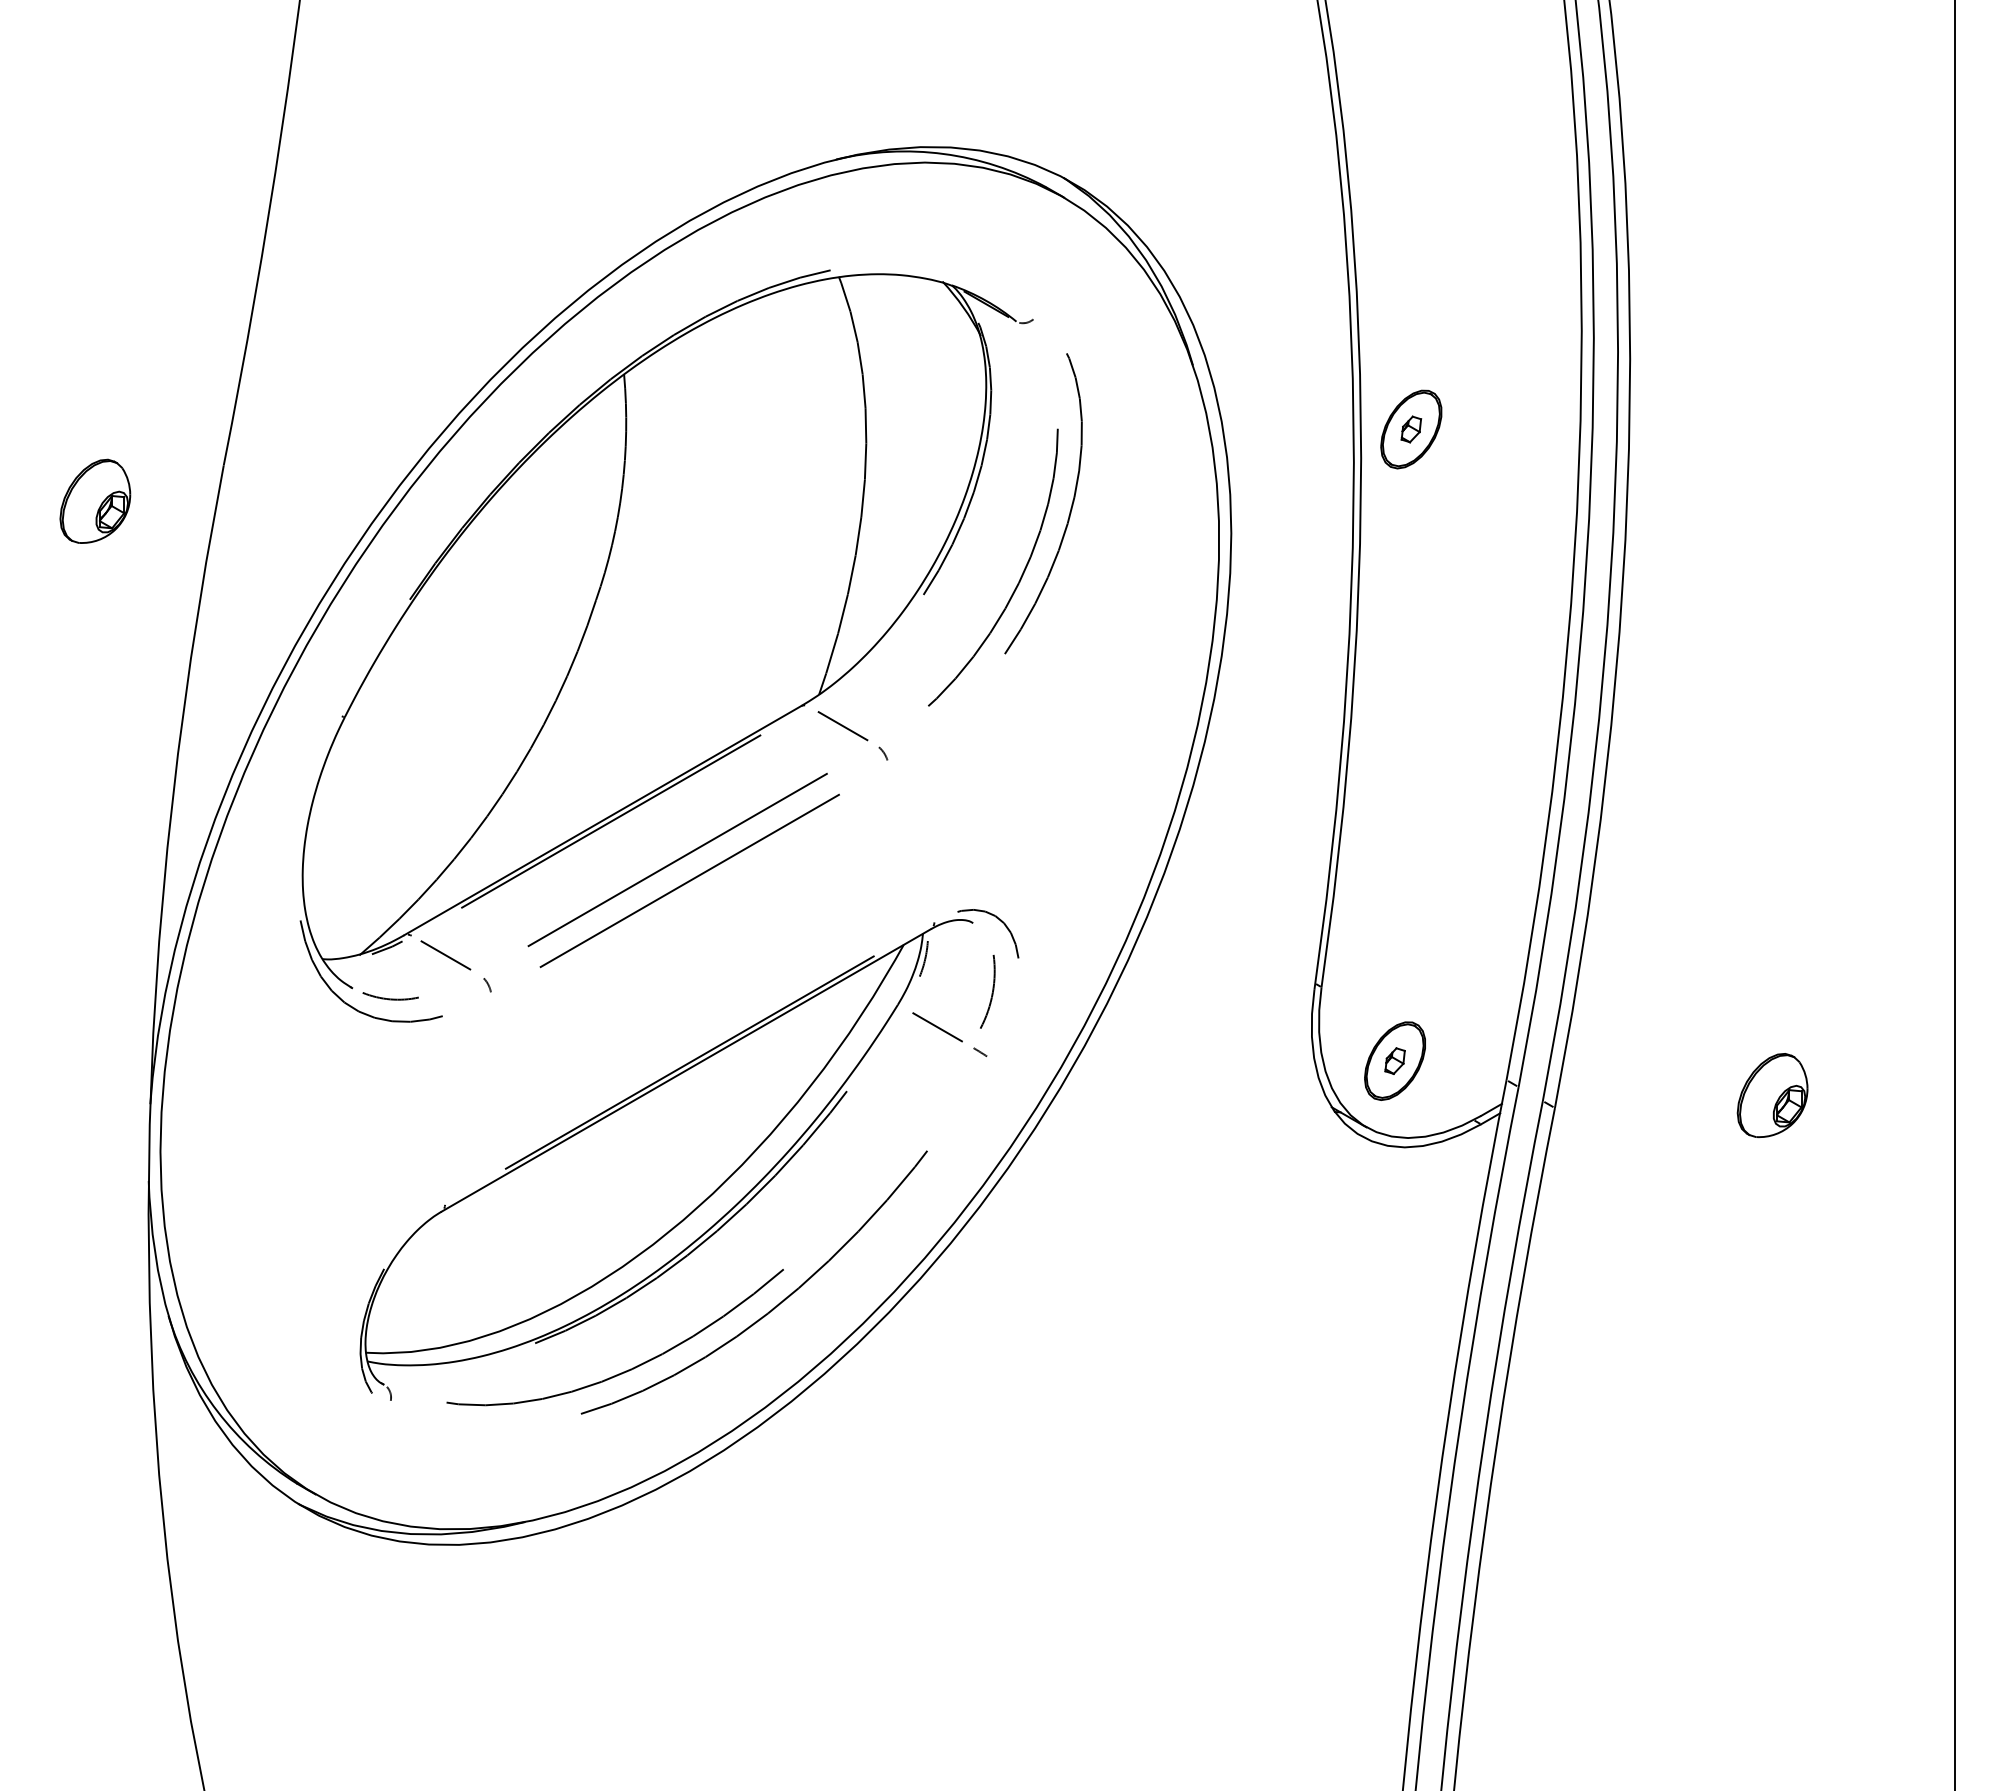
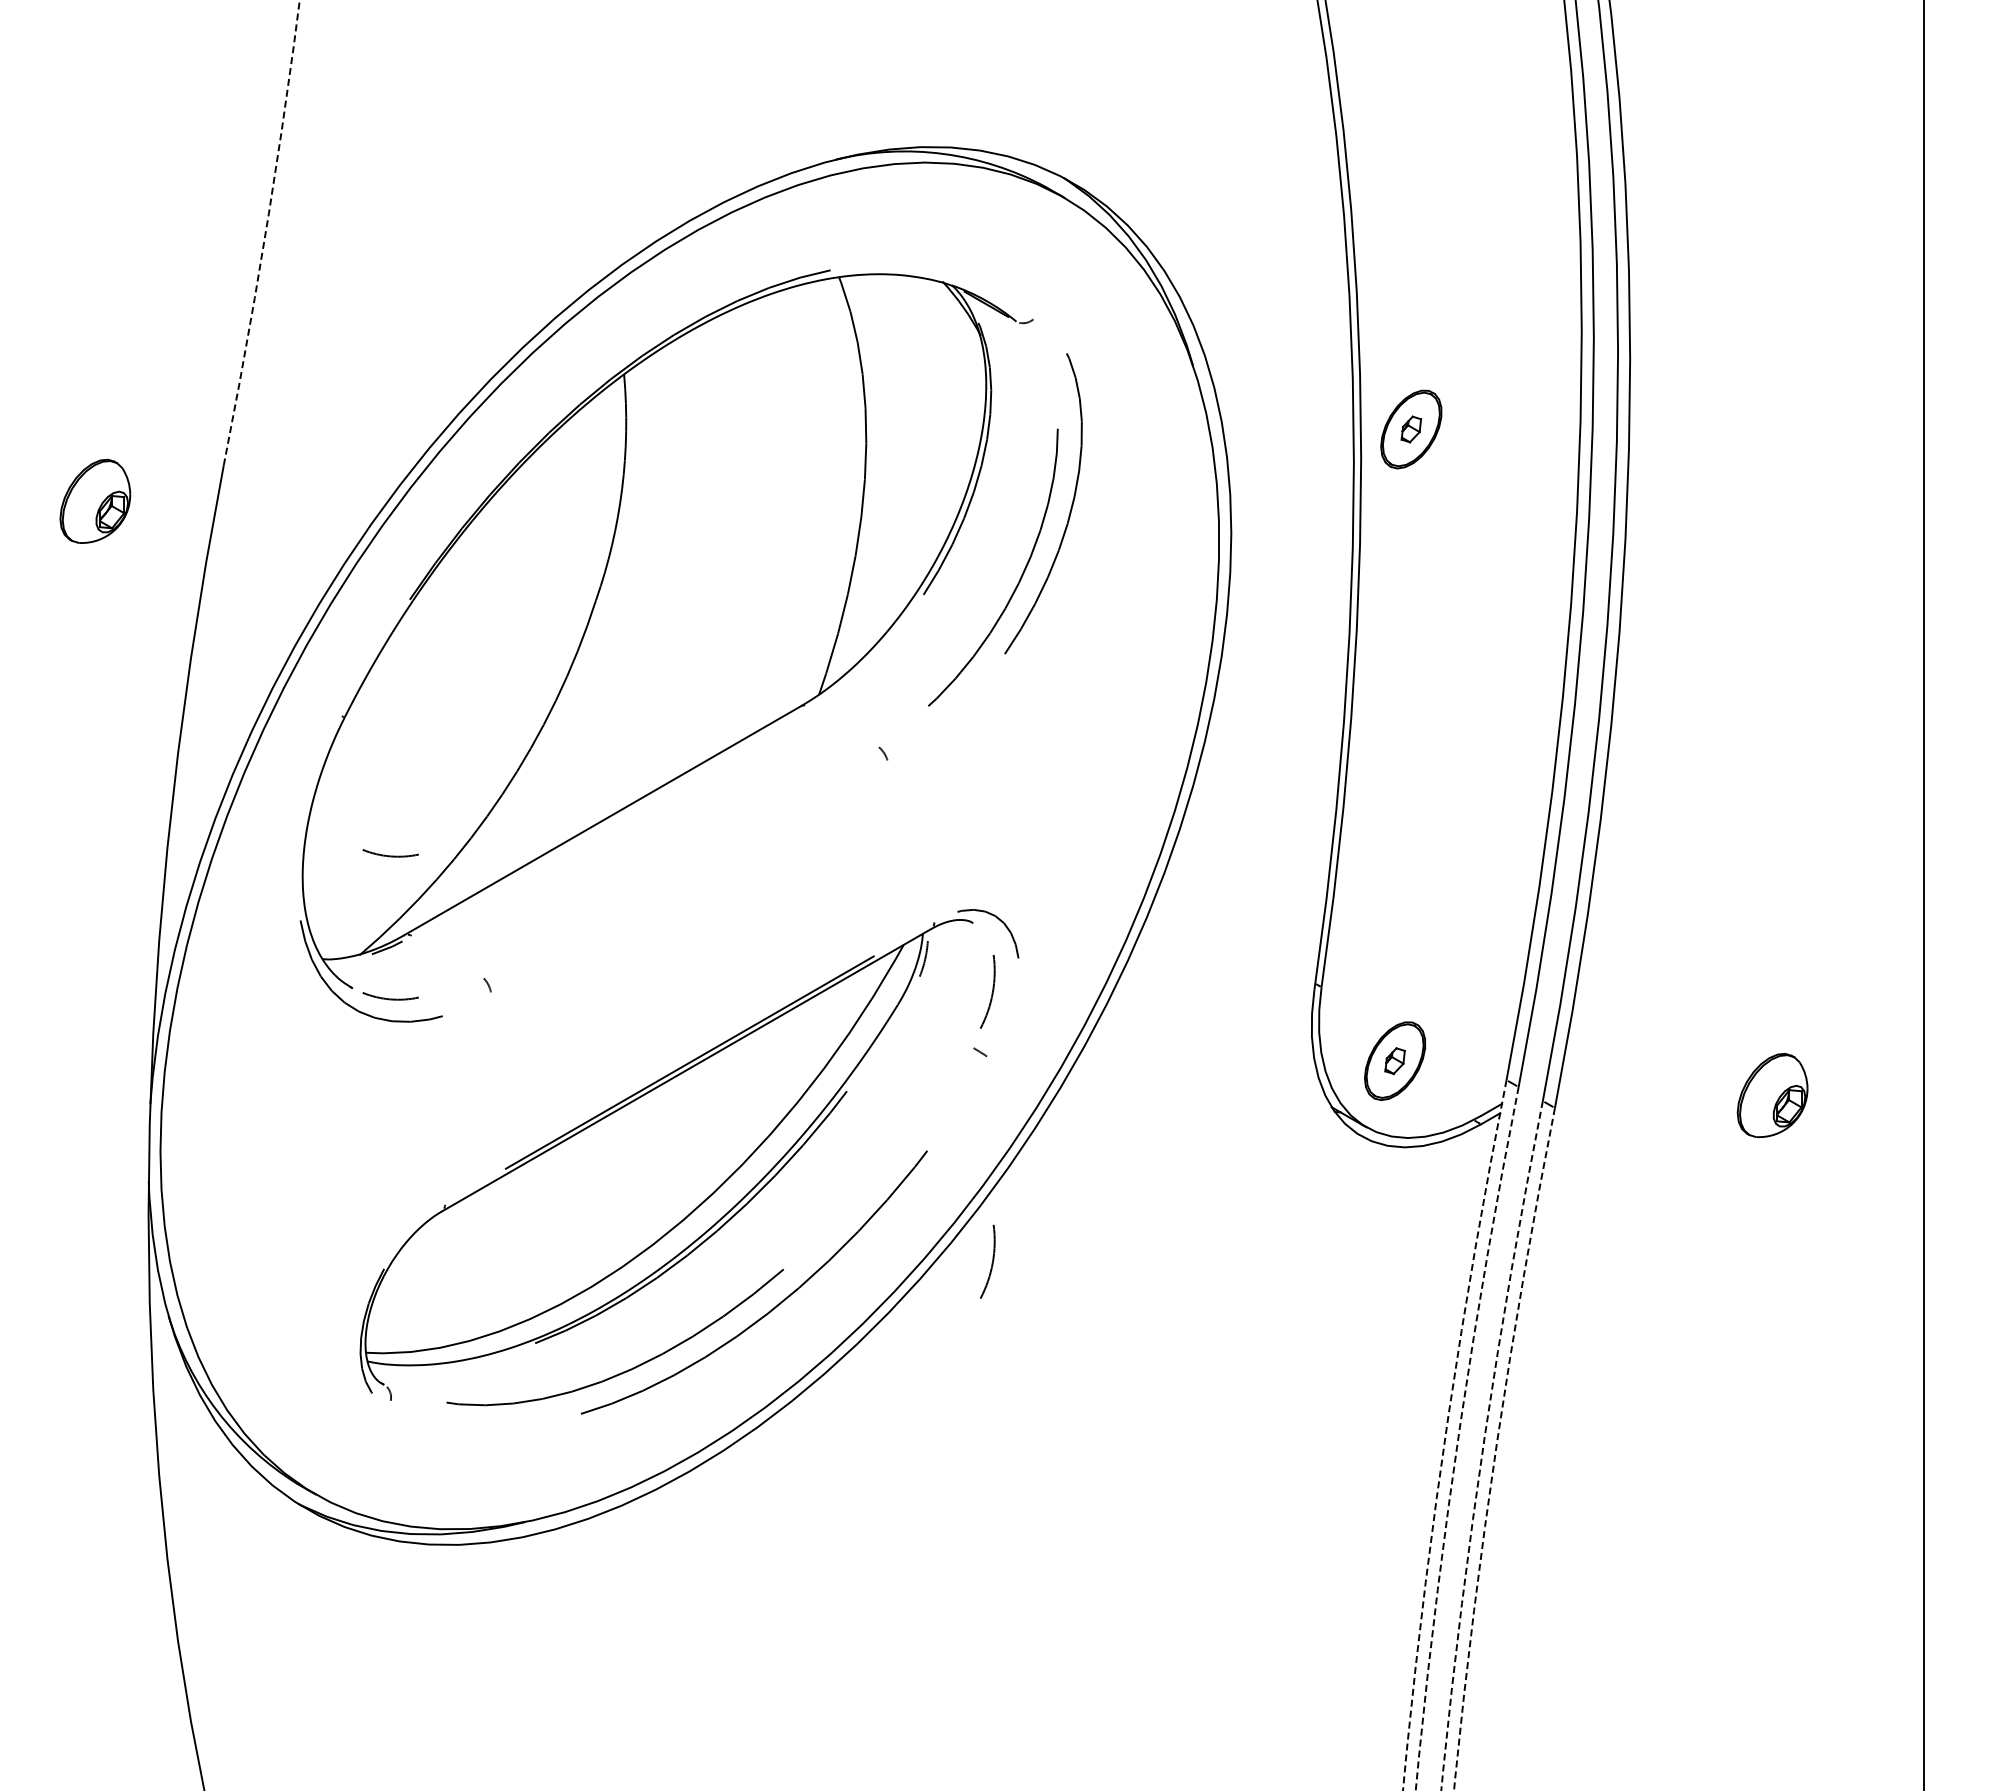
arc: solid -> dashed (265, 232)
line: present -> none (842, 725)
line: present -> none (611, 821)
arc: none -> present (390, 855)
line: present -> none (677, 859)
line: present -> none (689, 880)
line position: (1954, 894) -> (1923, 894) (1923, 894)
line: present -> none (445, 954)
line: present -> none (937, 1026)
arc: none -> present (991, 1263)
arc: solid -> dashed (1445, 1434)
arc: solid -> dashed (1458, 1437)
arc: solid -> dashed (1483, 1444)
arc: solid -> dashed (1496, 1448)
